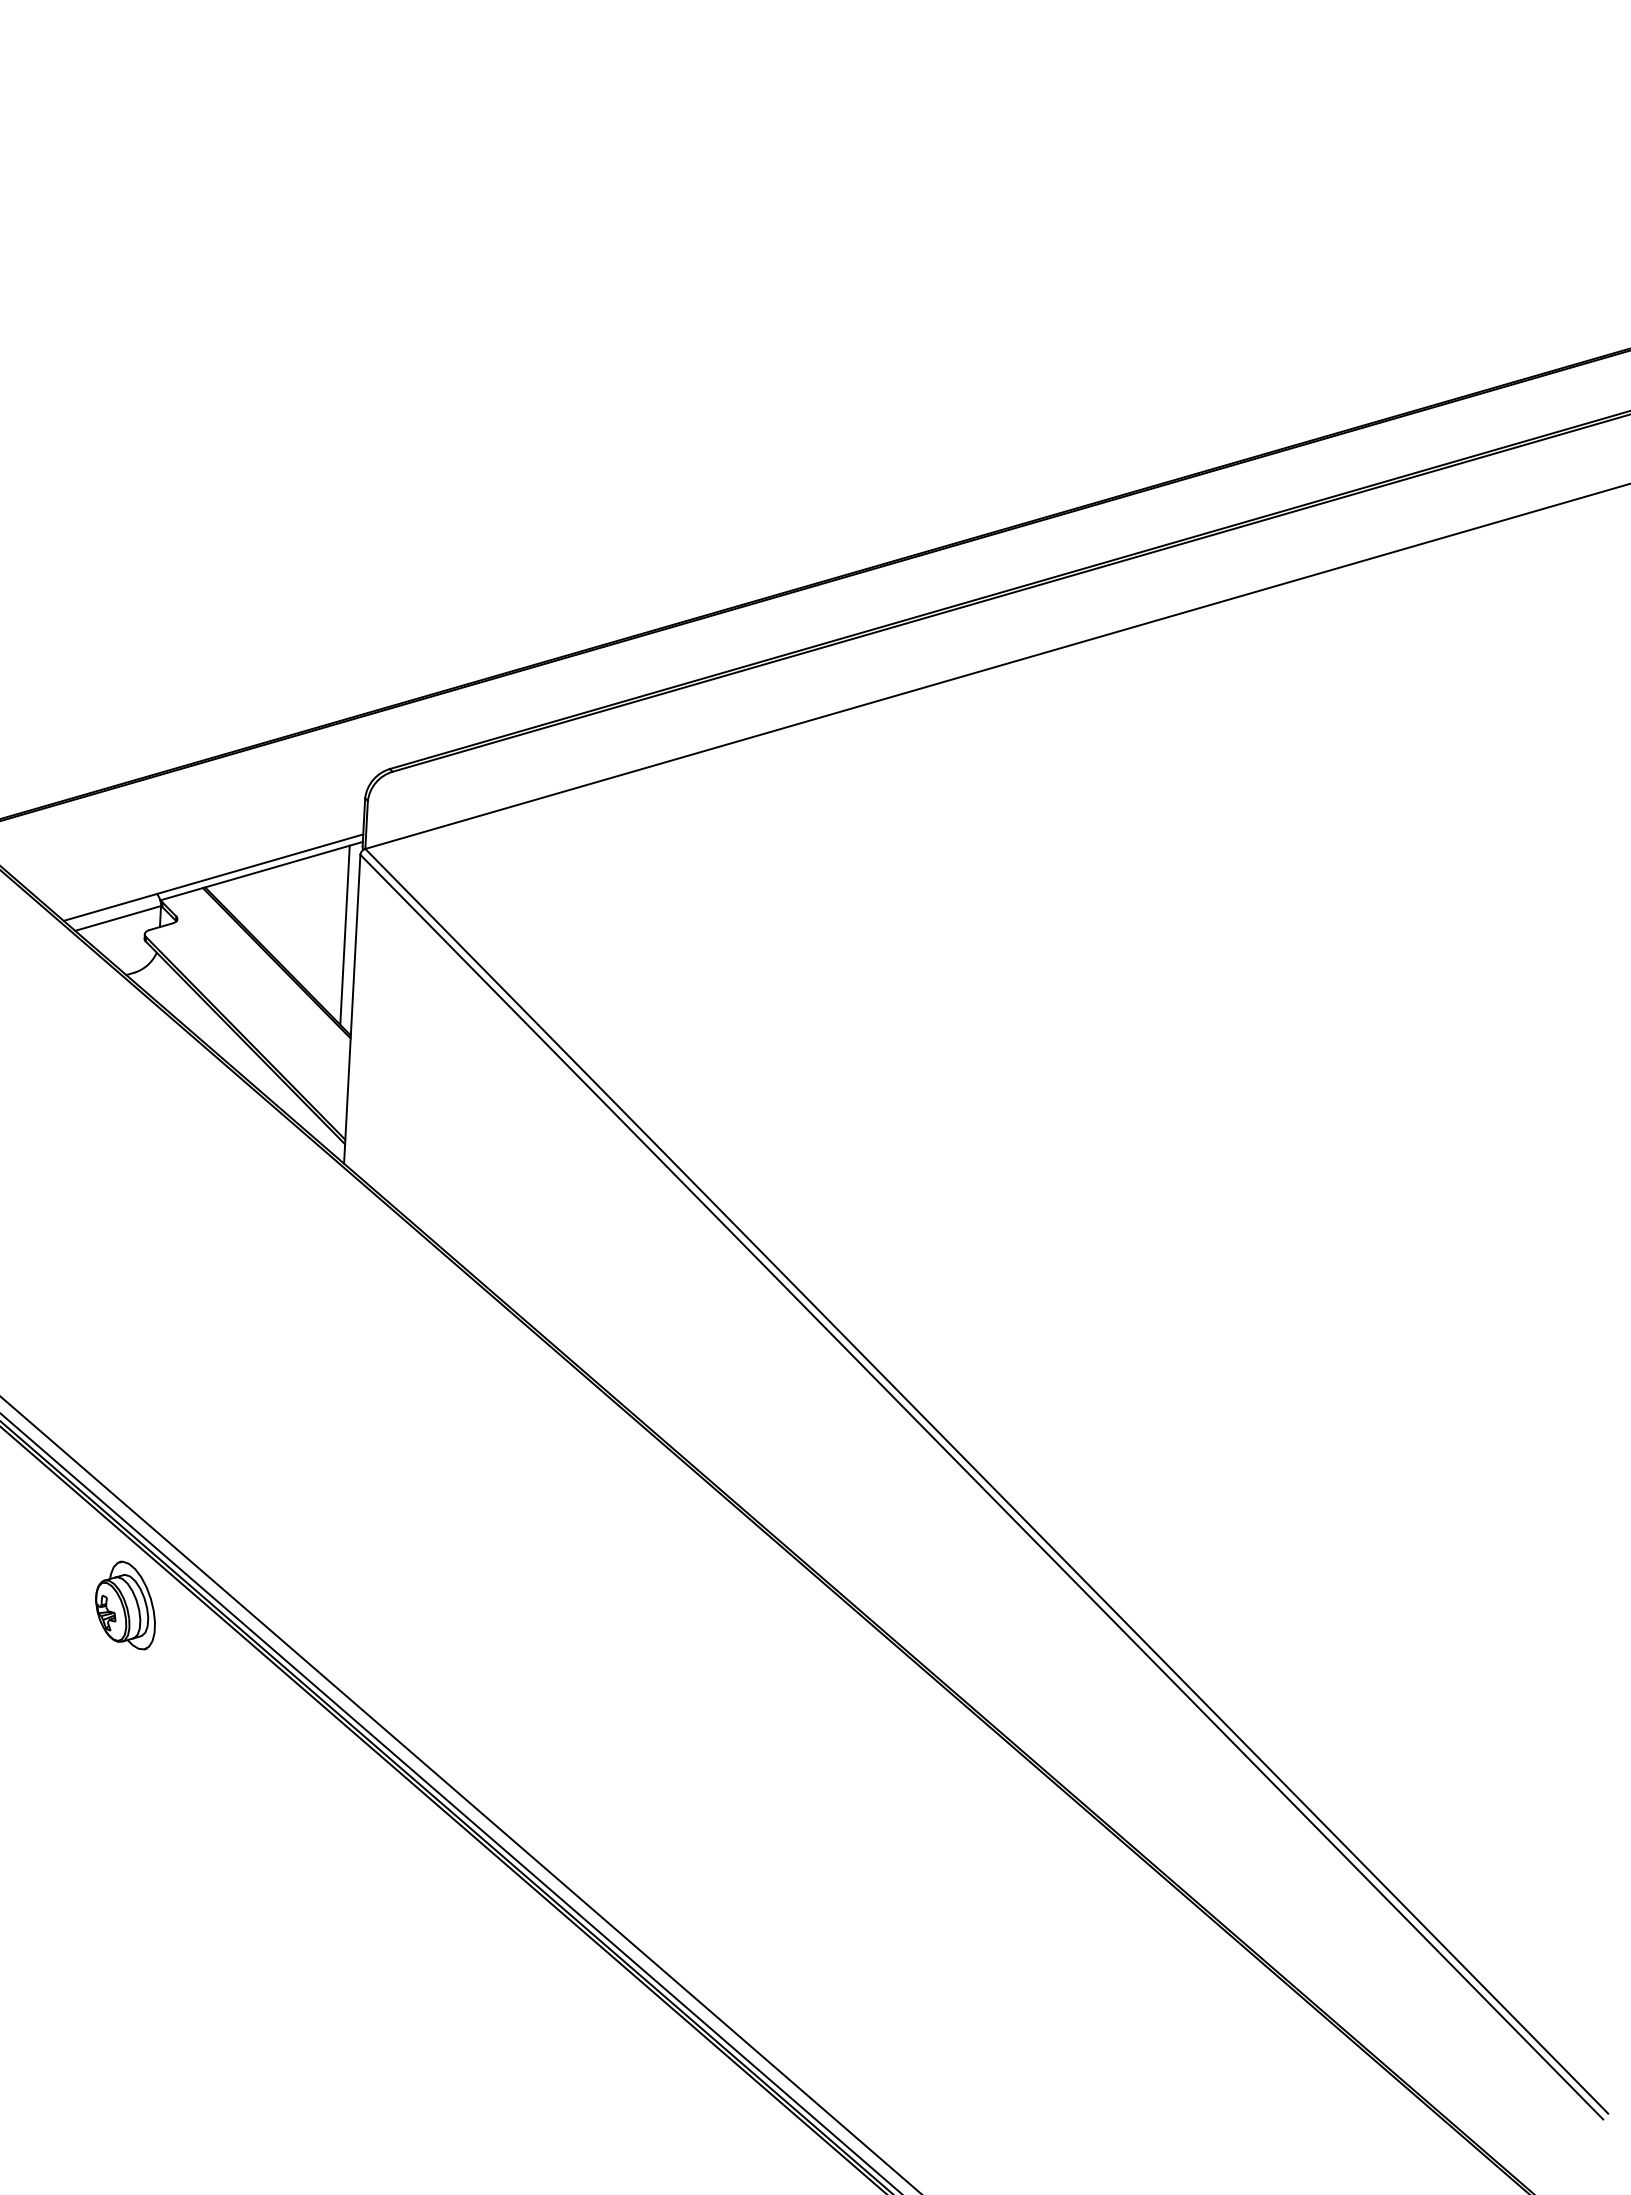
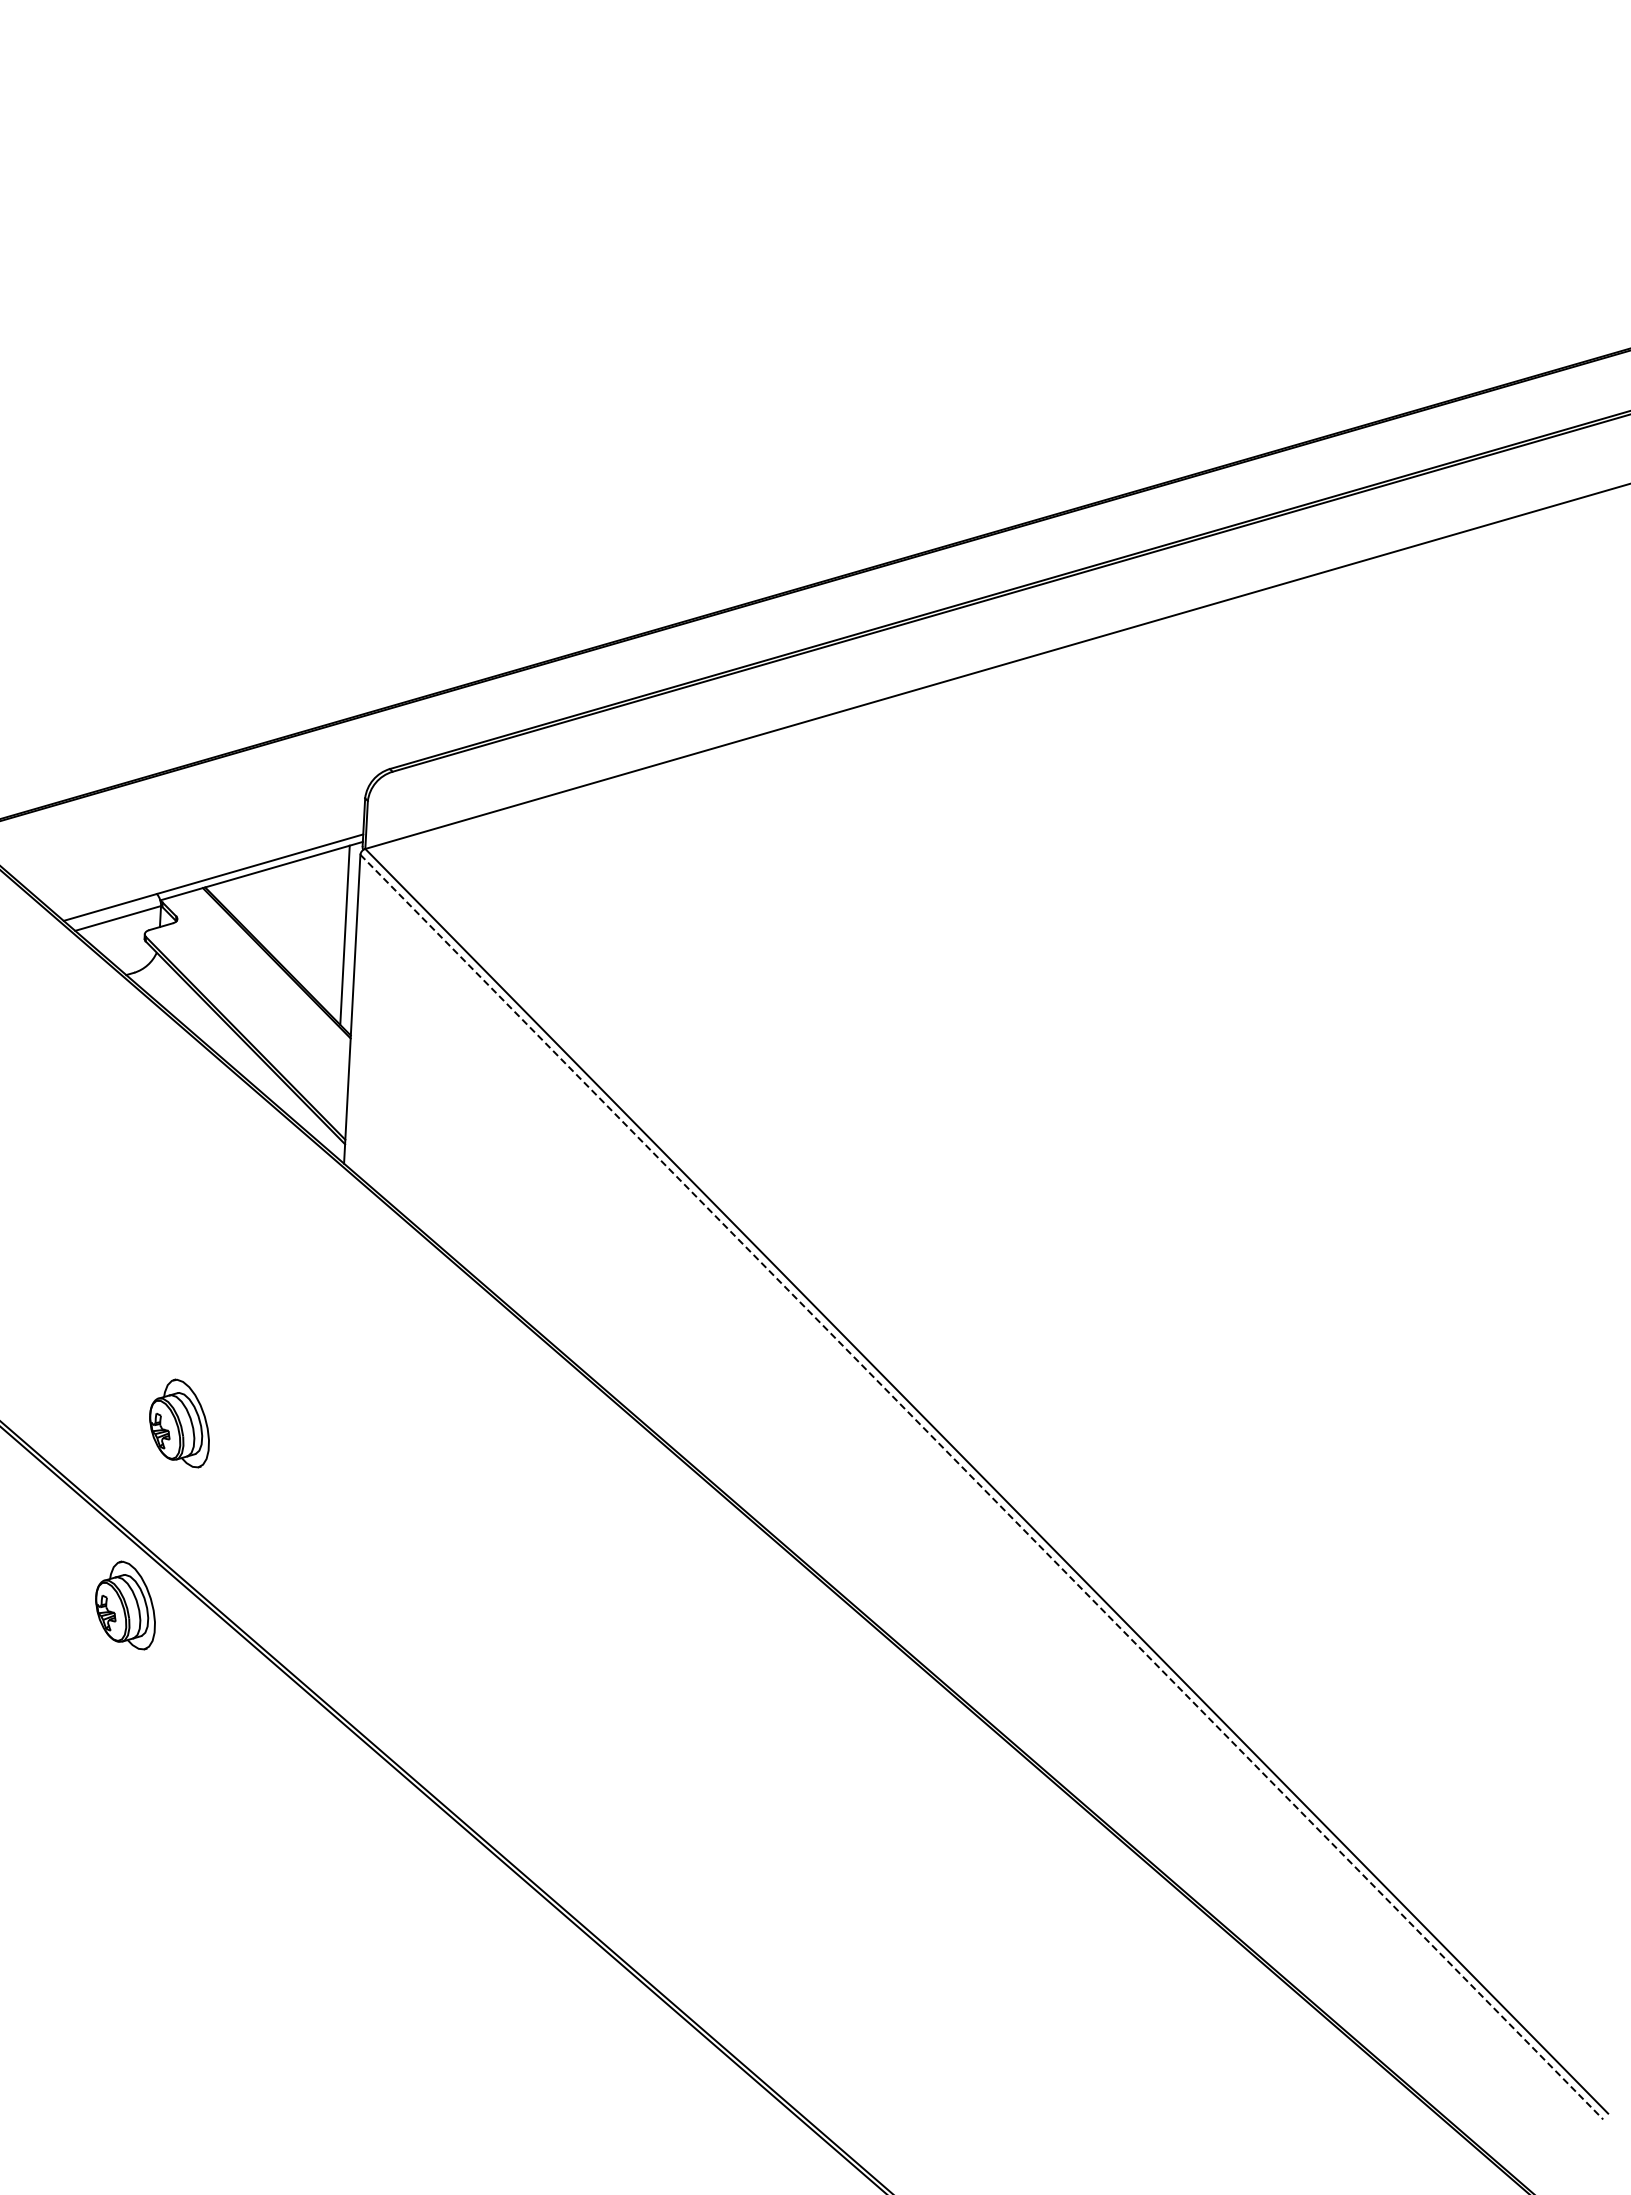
part: none -> present (179, 1423)
line: solid -> dashed (981, 1487)
line: present -> none (460, 1794)
line: present -> none (450, 1803)
